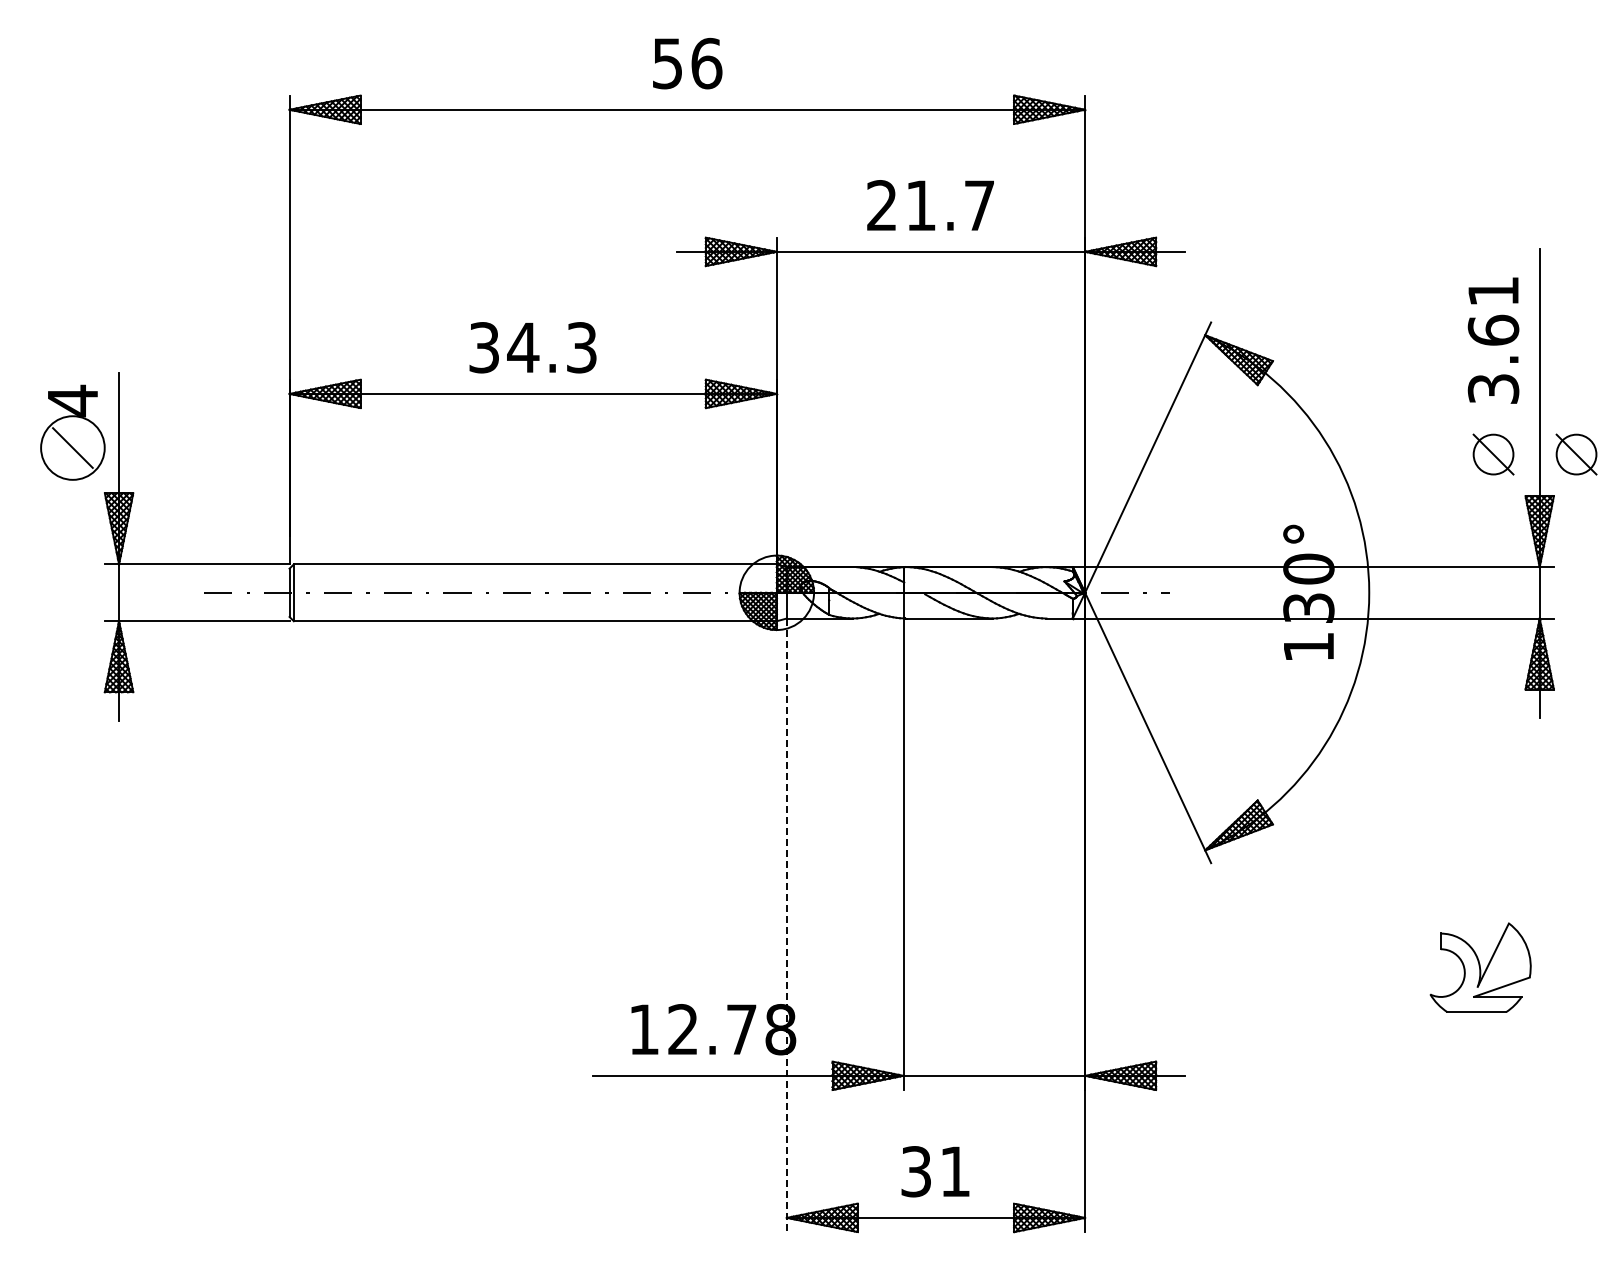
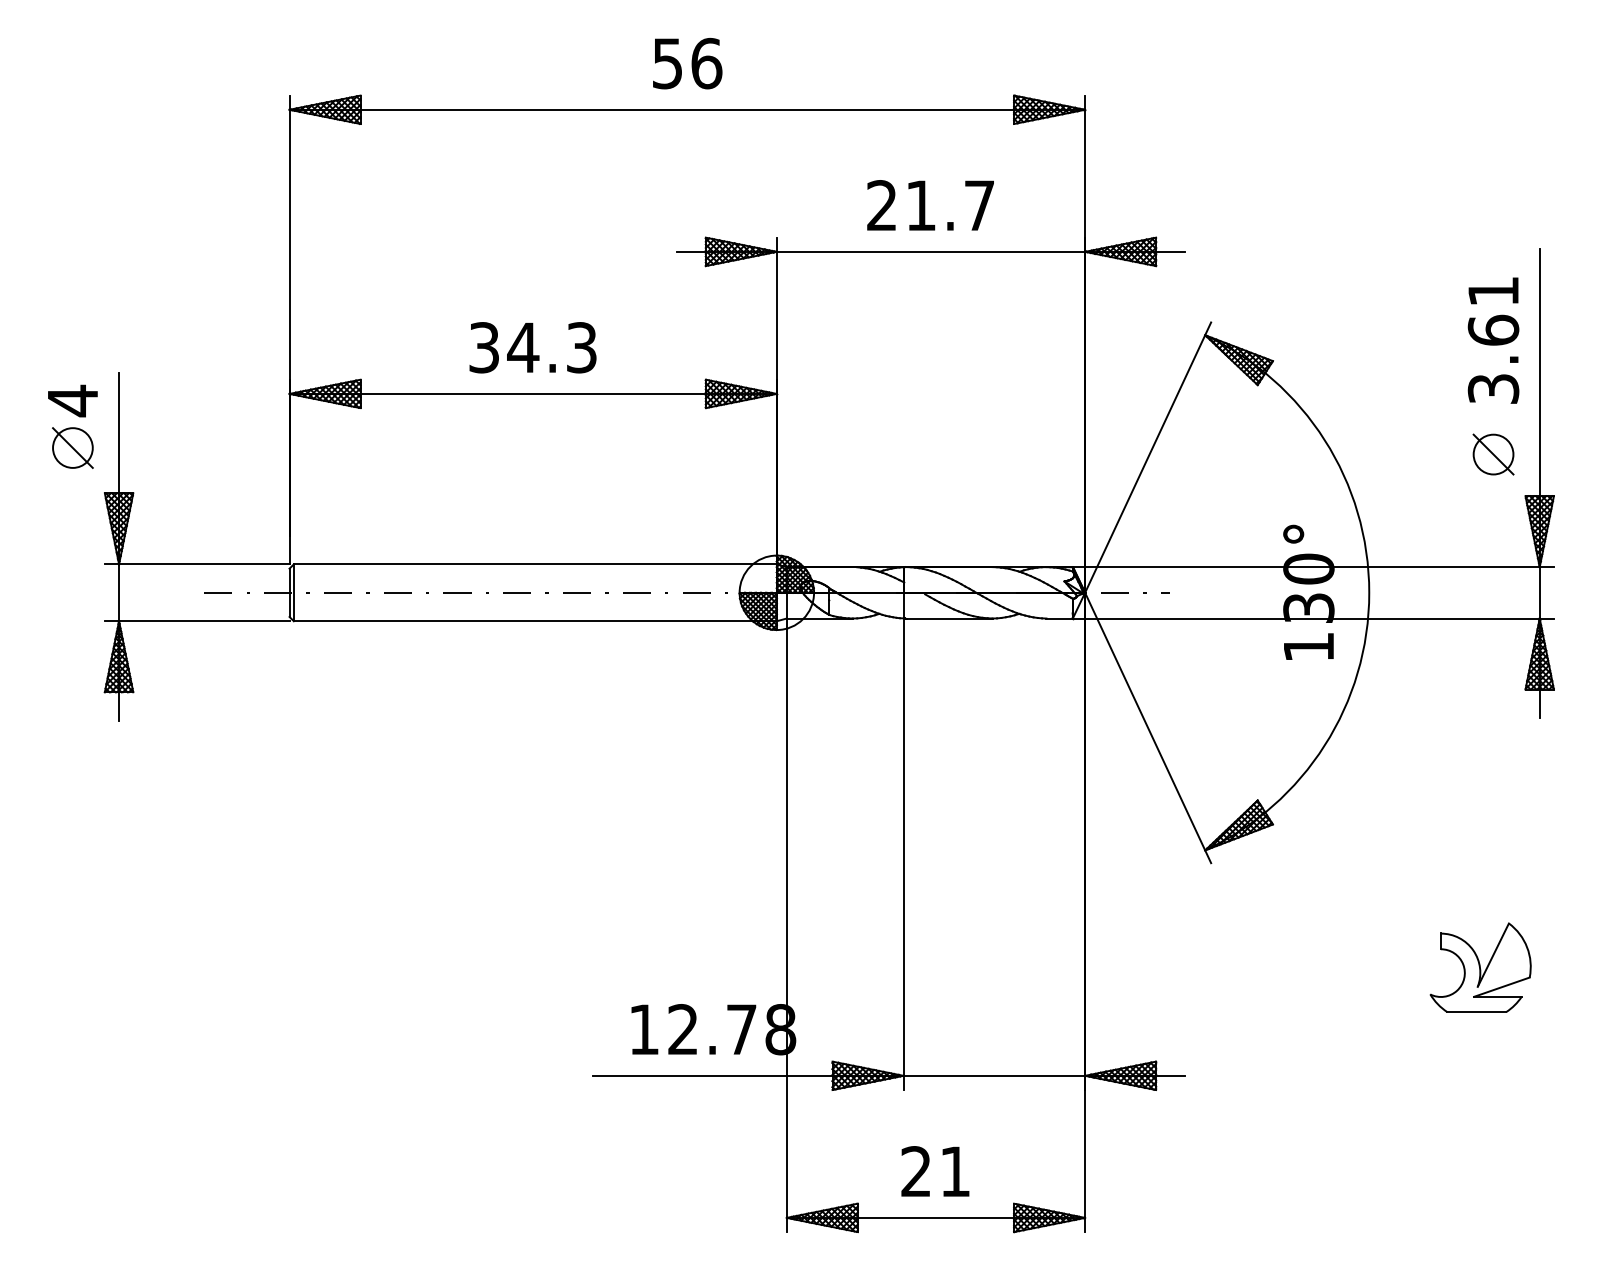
circle diameter: 64 px -> 40 px (72, 447)
part: present -> none (1576, 454)
line: dashed -> solid (786, 925)
text: 31 -> 21 (915, 1171)
